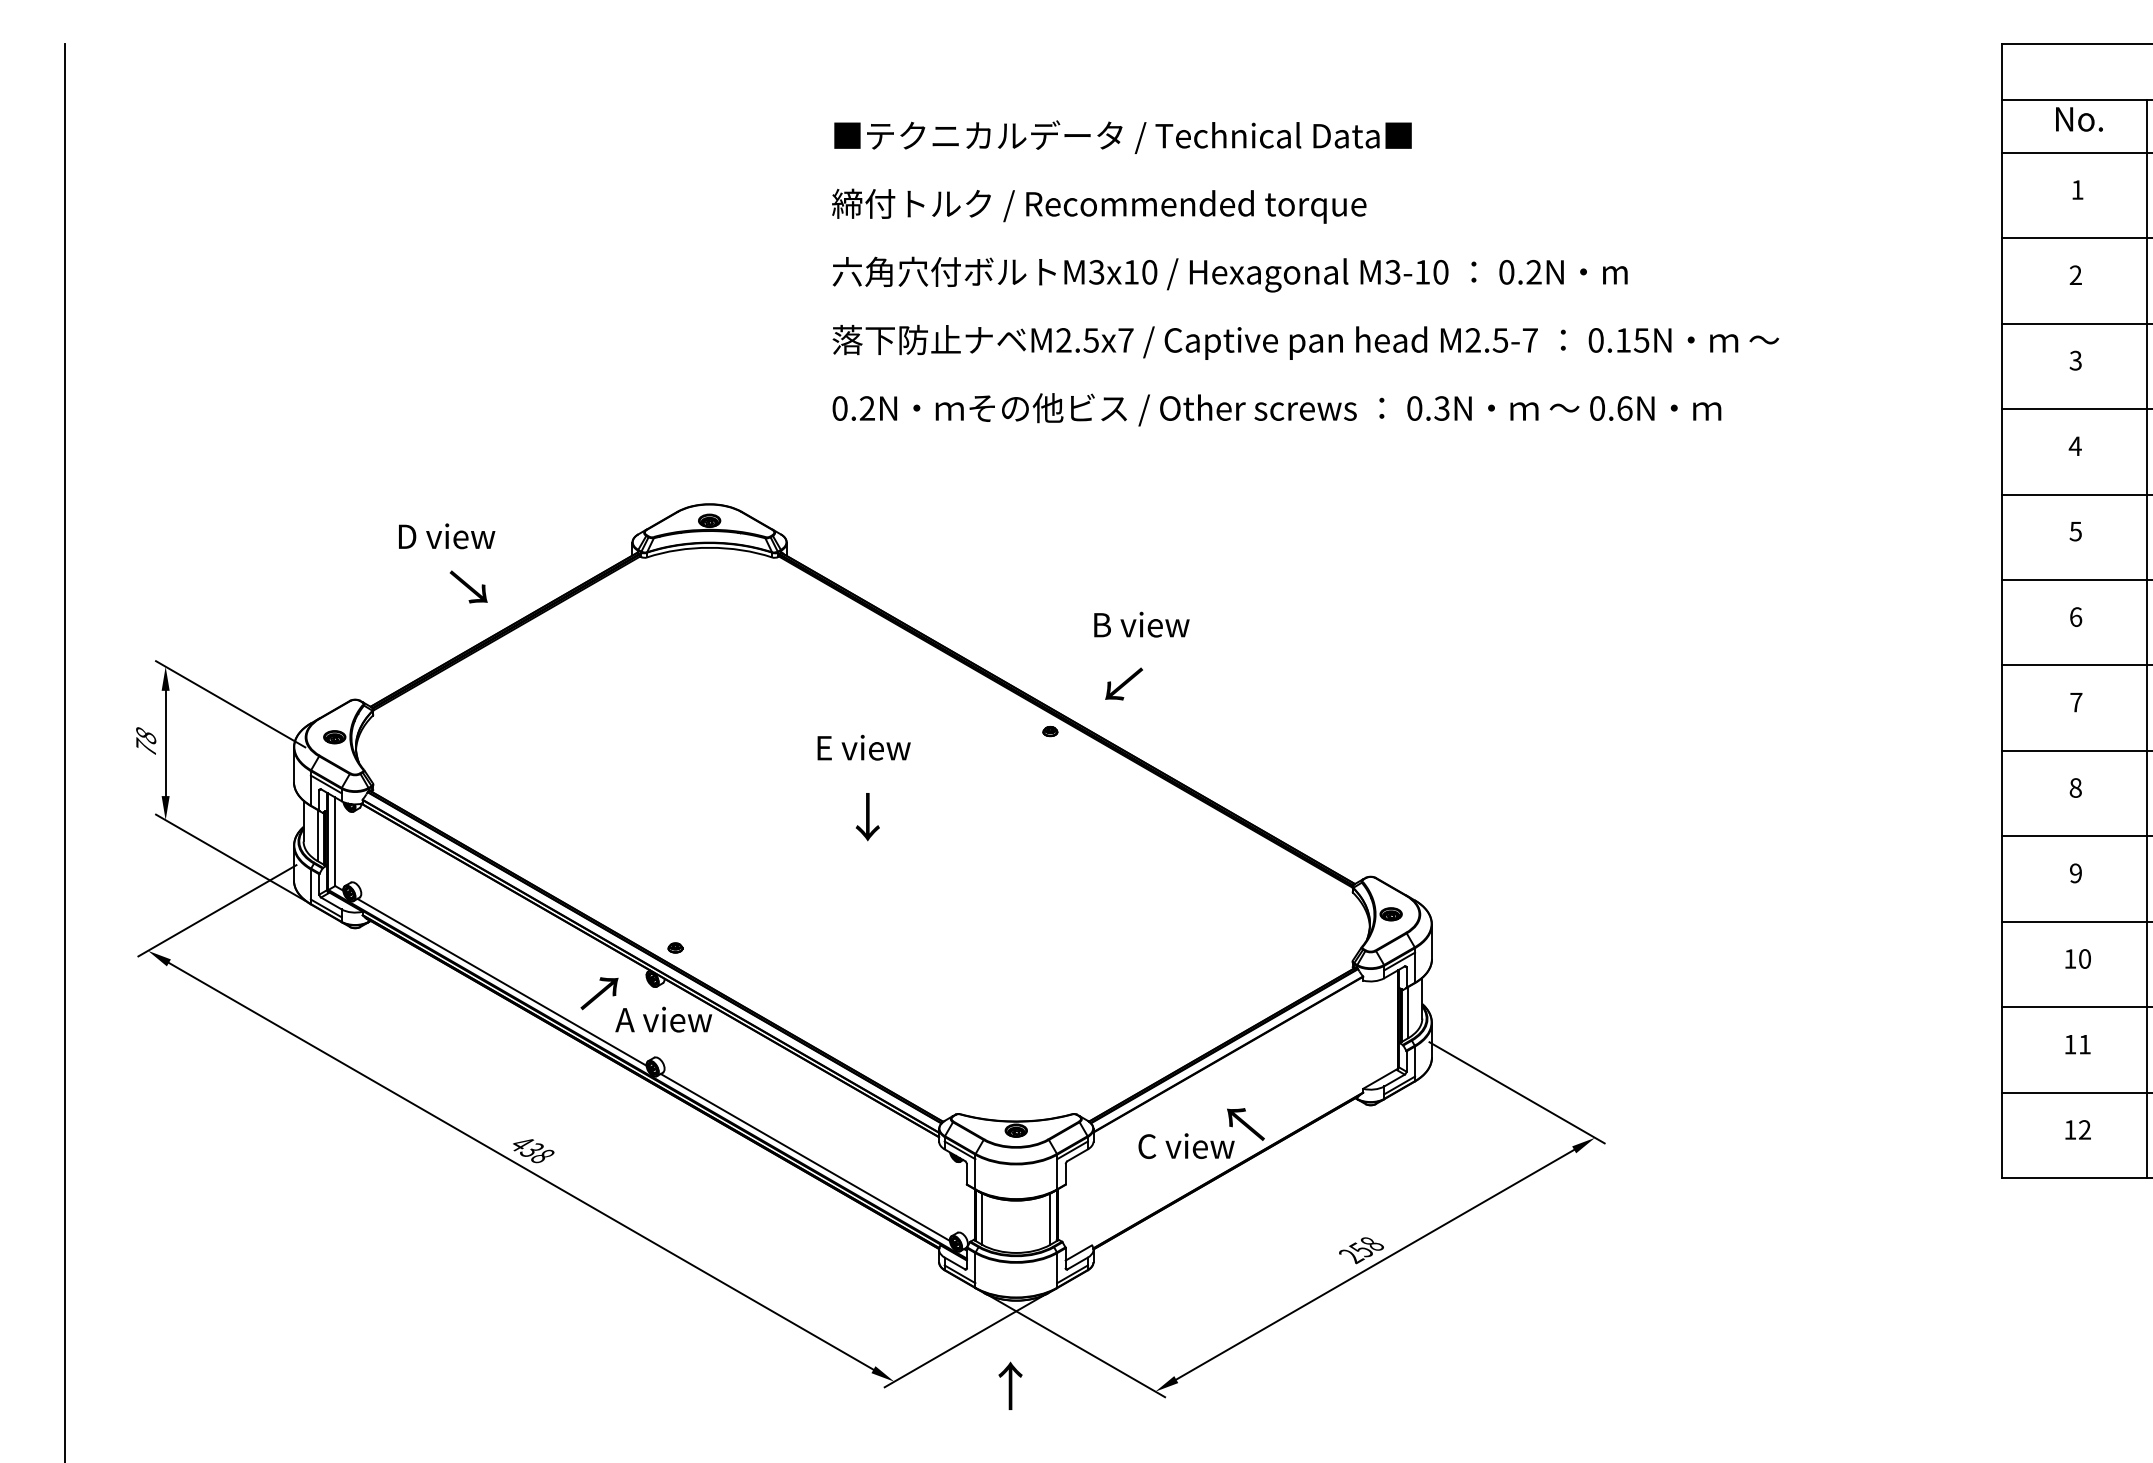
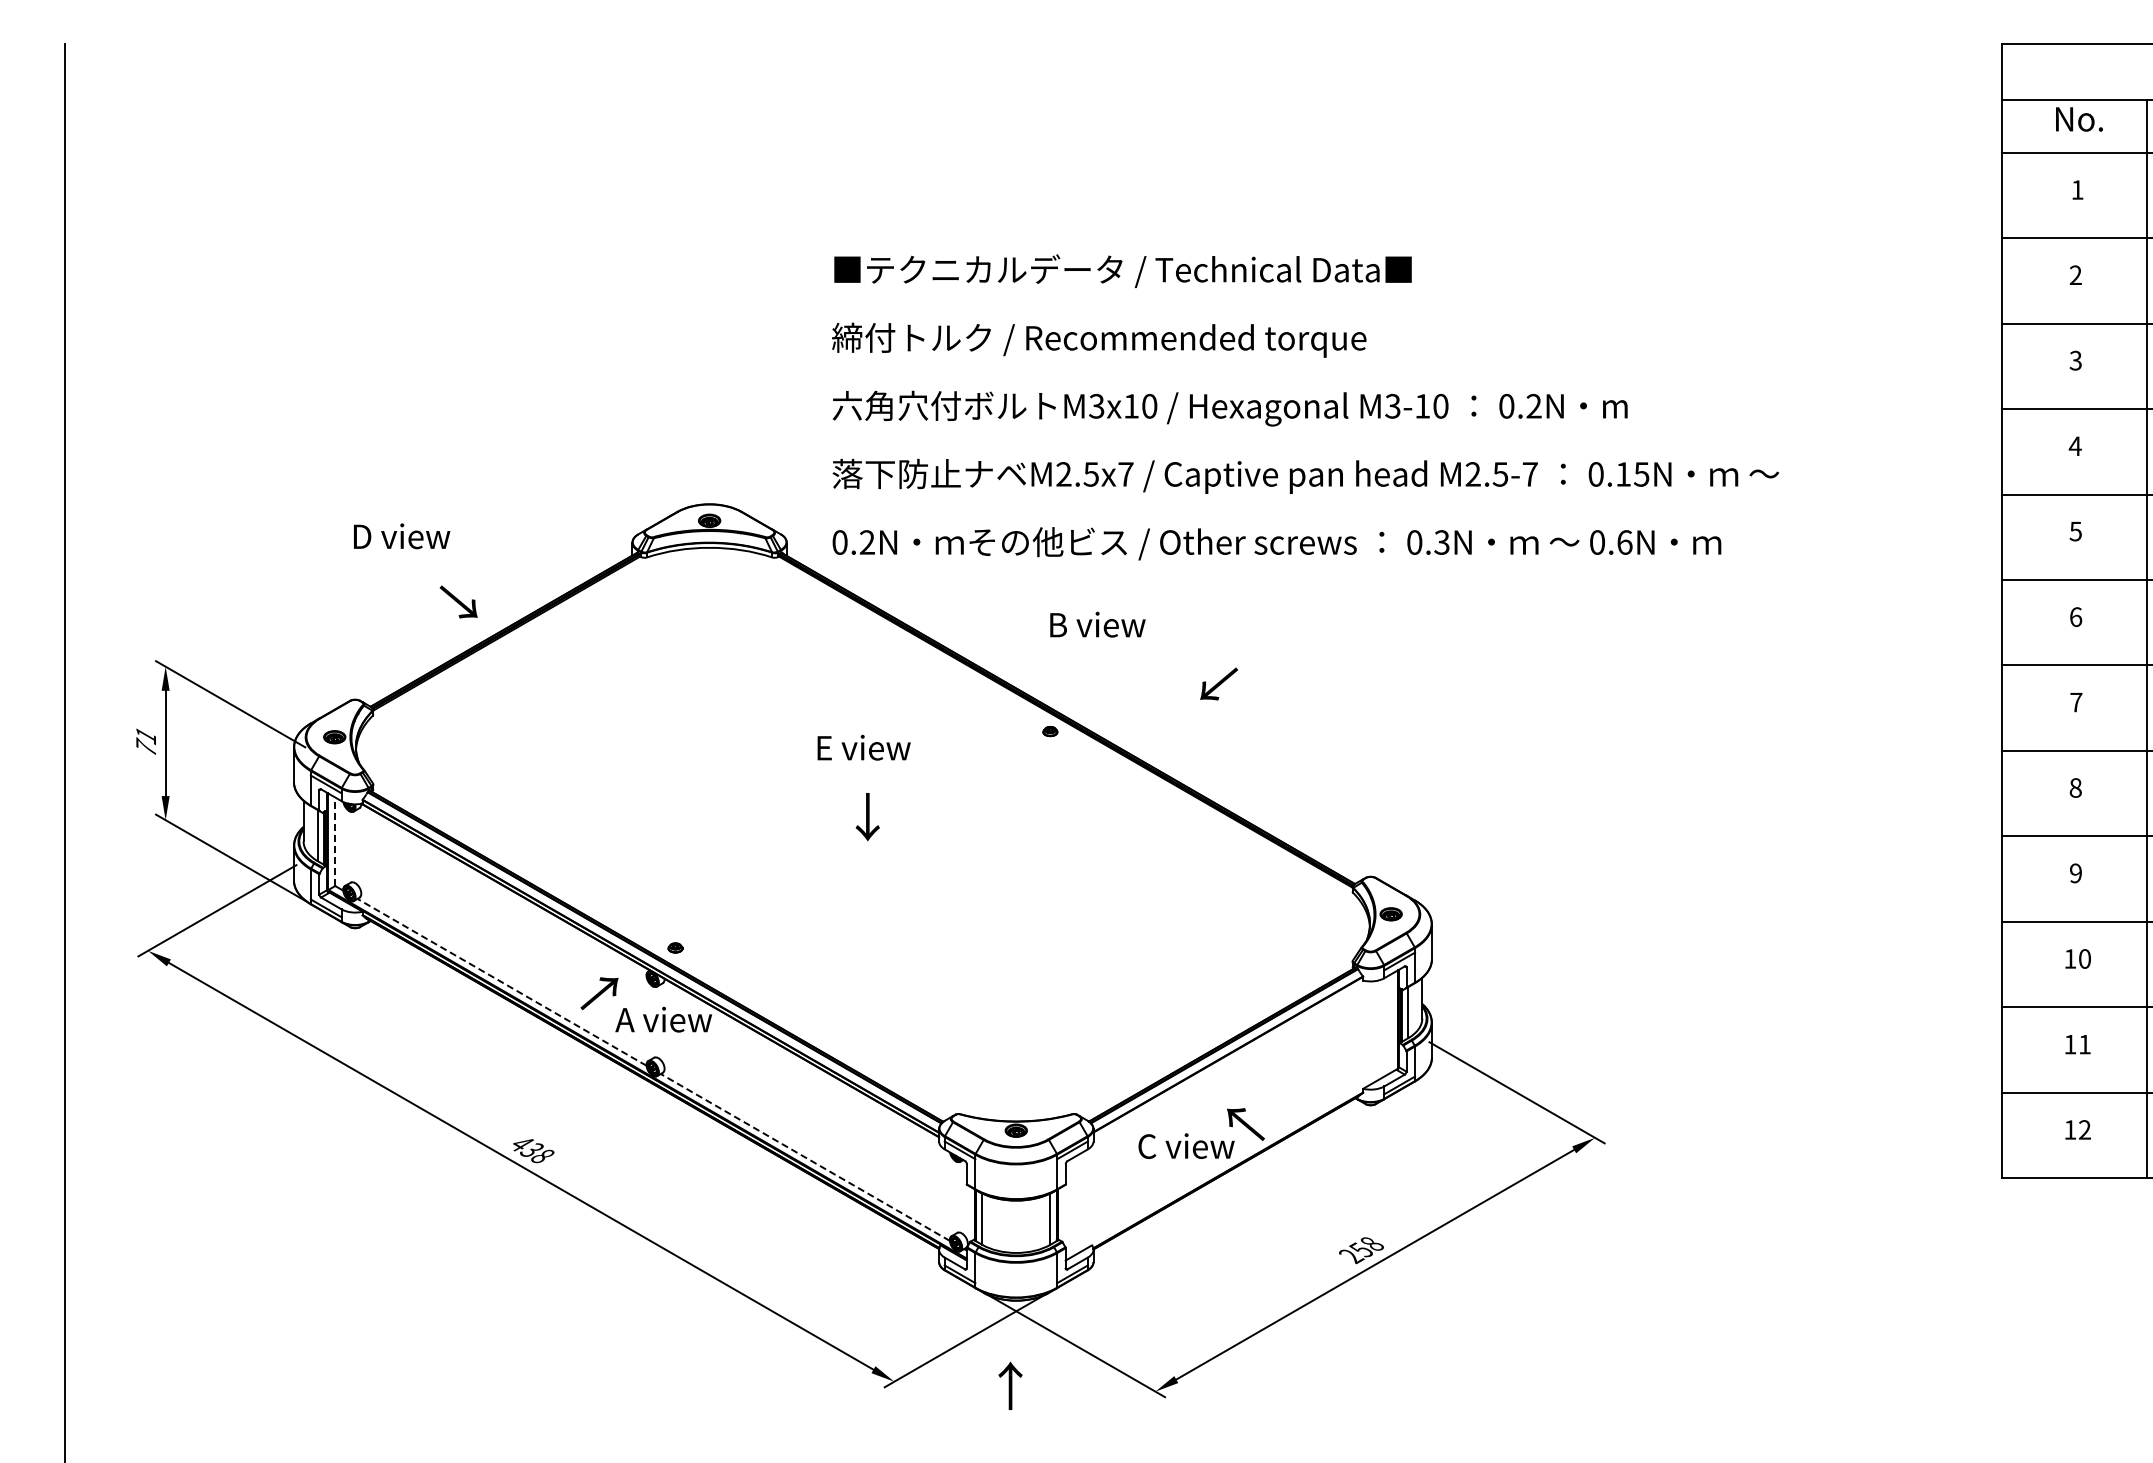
text position: (1305, 273) -> (1305, 407) (1305, 407)
text position: (447, 536) -> (402, 536) (402, 536)
text position: (468, 586) -> (458, 601) (458, 601)
text position: (1141, 624) -> (1097, 624) (1097, 624)
text position: (1123, 683) -> (1218, 683) (1218, 683)
text: 78 -> 71 (146, 736)
line: solid -> dashed (335, 841)
line: solid -> dashed (502, 982)
line: solid -> dashed (805, 1157)
